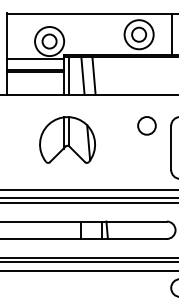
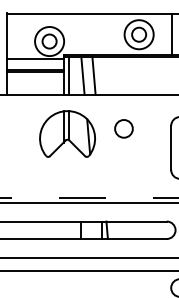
circle position: (146, 125) -> (123, 128) (123, 128)
part position: (67, 139) -> (67, 133) (67, 133)
line: present -> none (88, 189)
line: solid -> dashed (89, 198)
line: present -> none (88, 262)
